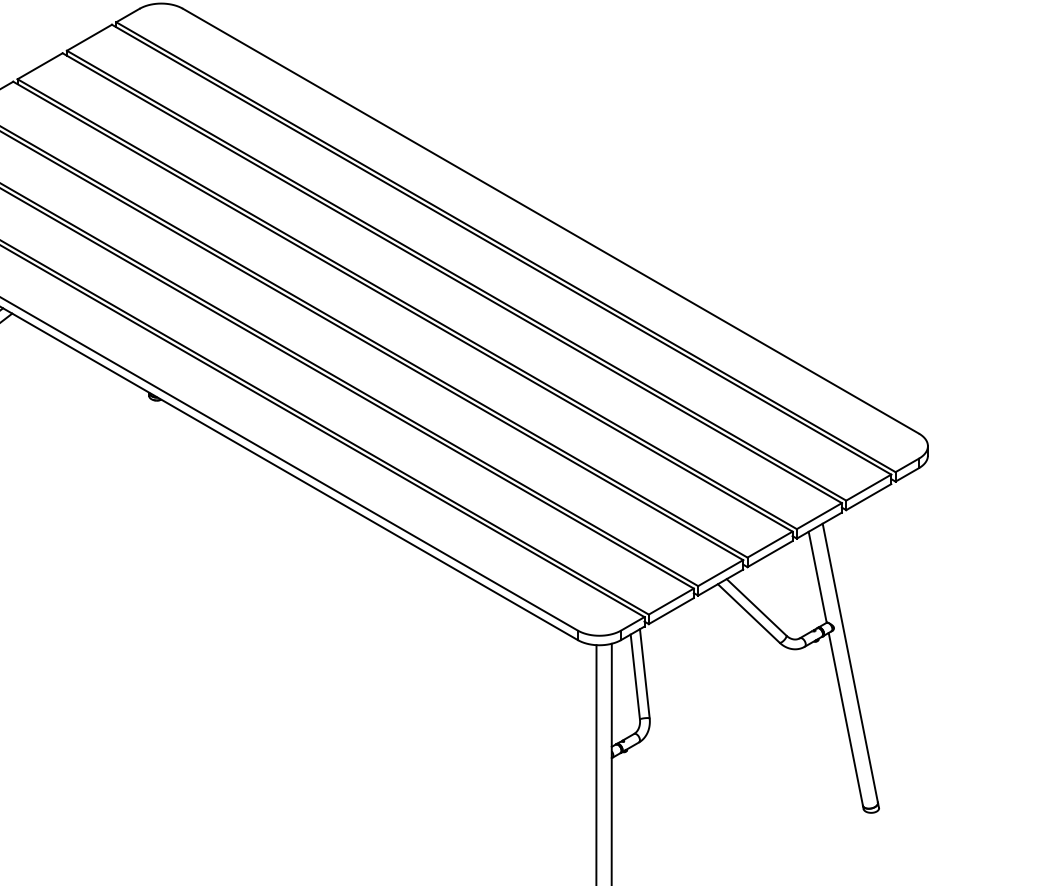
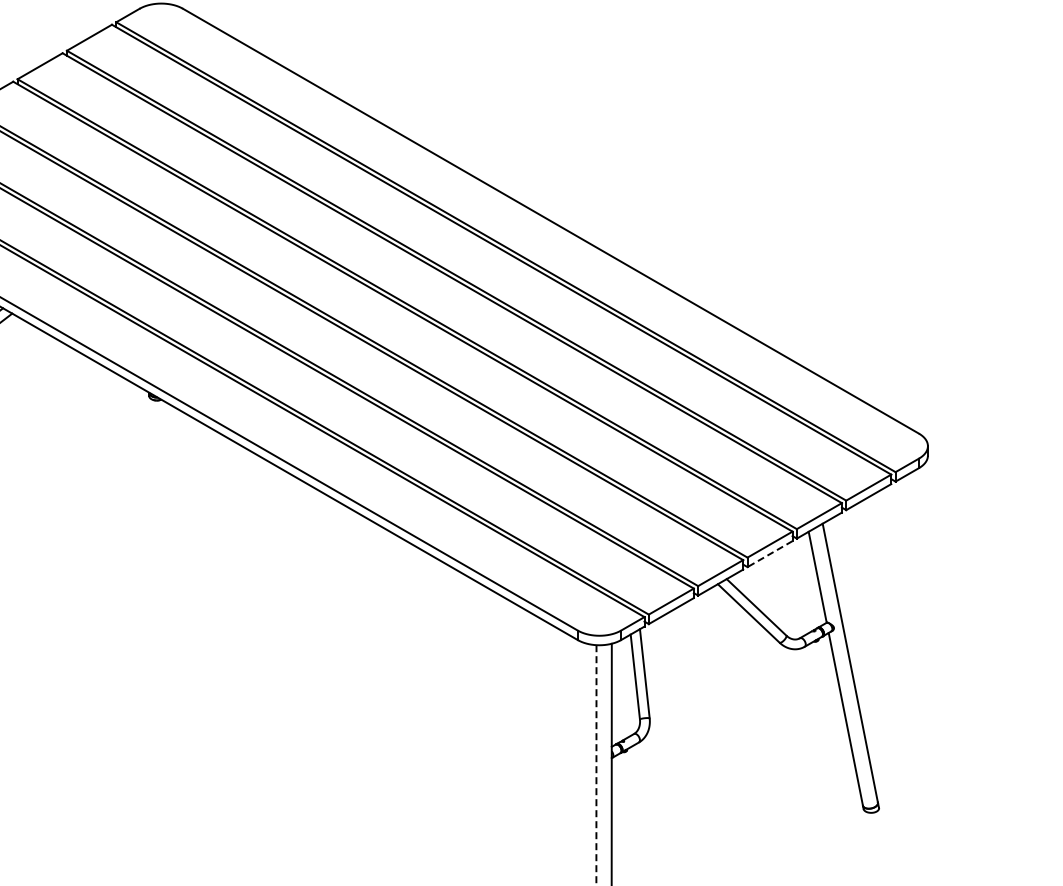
line: solid -> dashed (770, 554)
line: solid -> dashed (596, 765)
